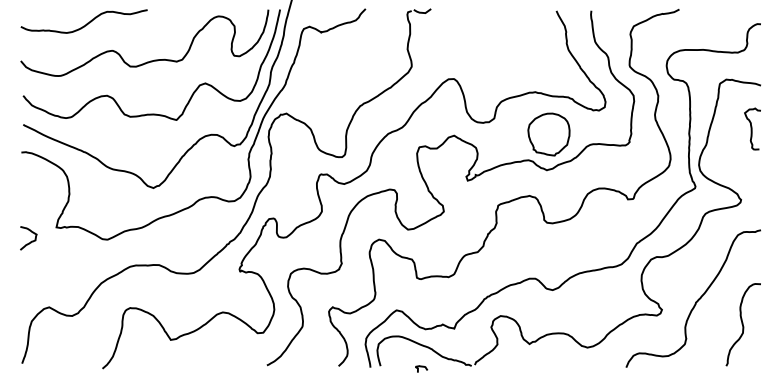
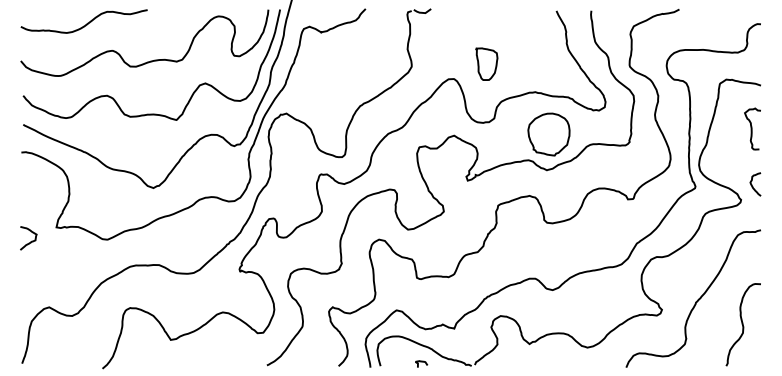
part: none -> present (486, 63)
curve: none -> present (753, 186)
curve position: (421, 367) -> (421, 362) (421, 362)
